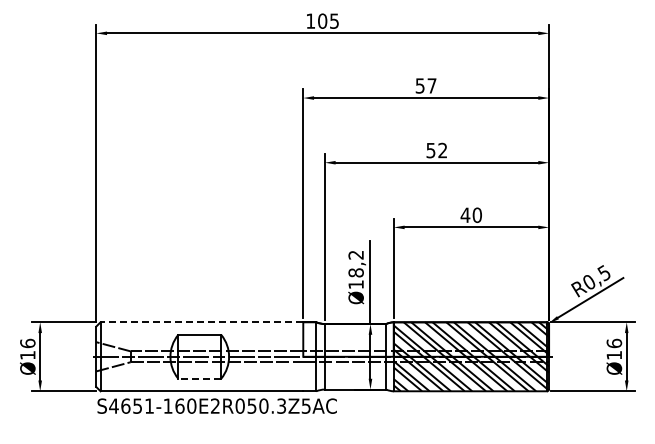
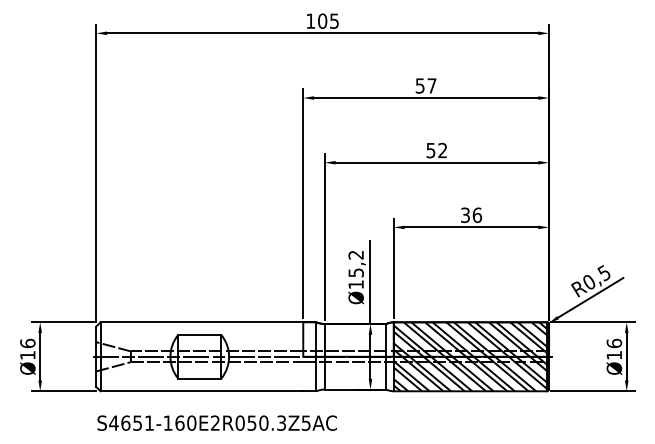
text: 40 -> 36 (471, 215)
text: Ø18,2 -> Ø15,2 (355, 272)
line: dashed -> solid (201, 322)
line: dashed -> solid (199, 378)
text position: (216, 405) -> (216, 422) (216, 422)
